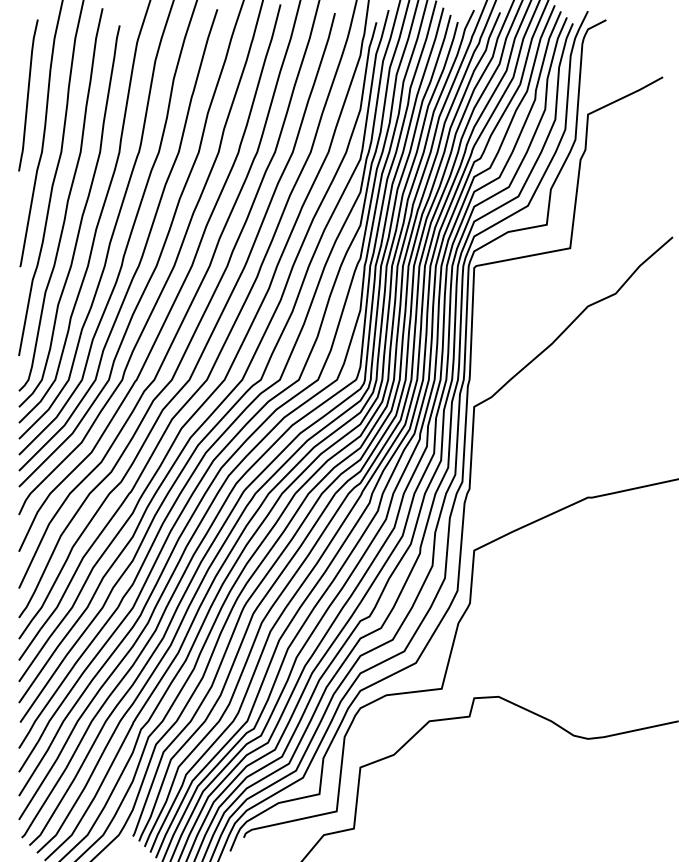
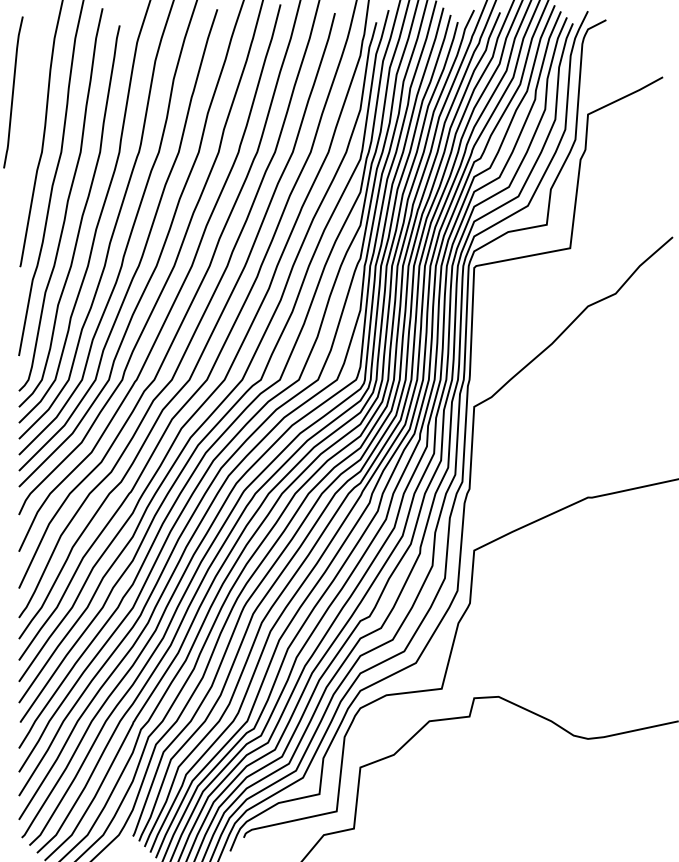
curve position: (28, 95) -> (13, 92) (13, 92)
